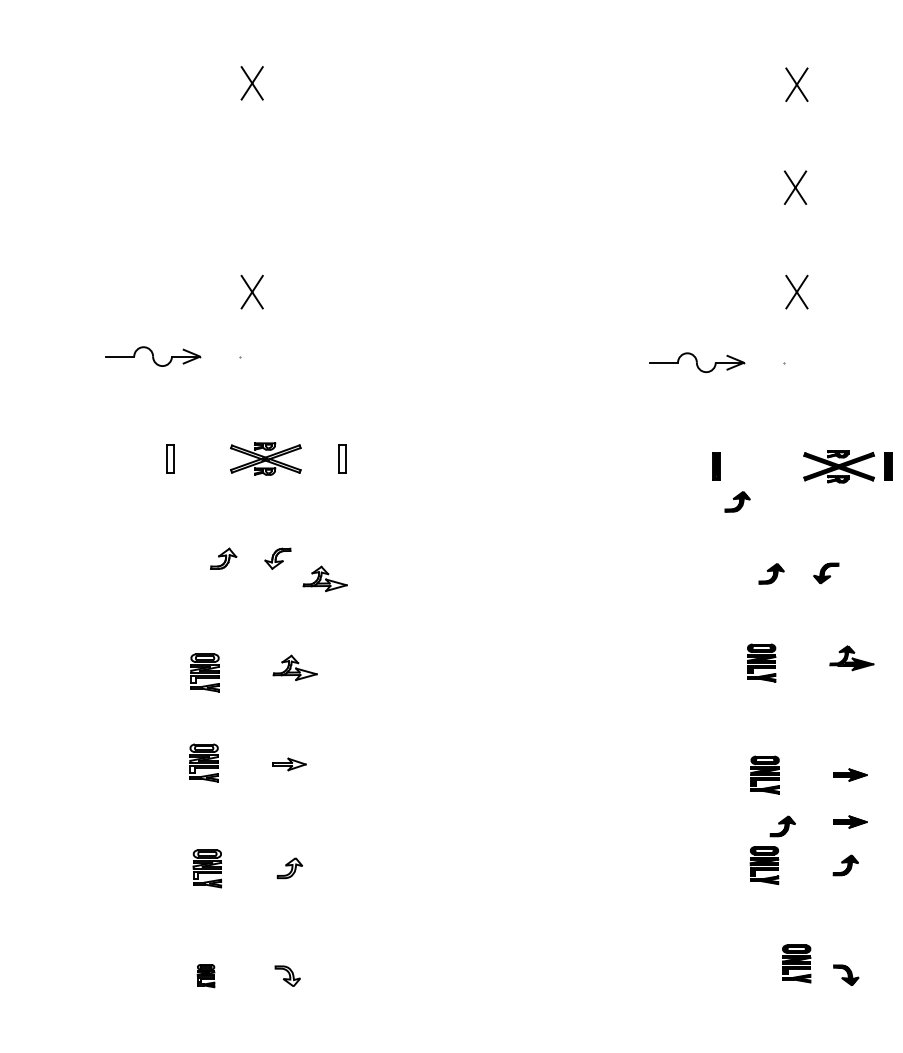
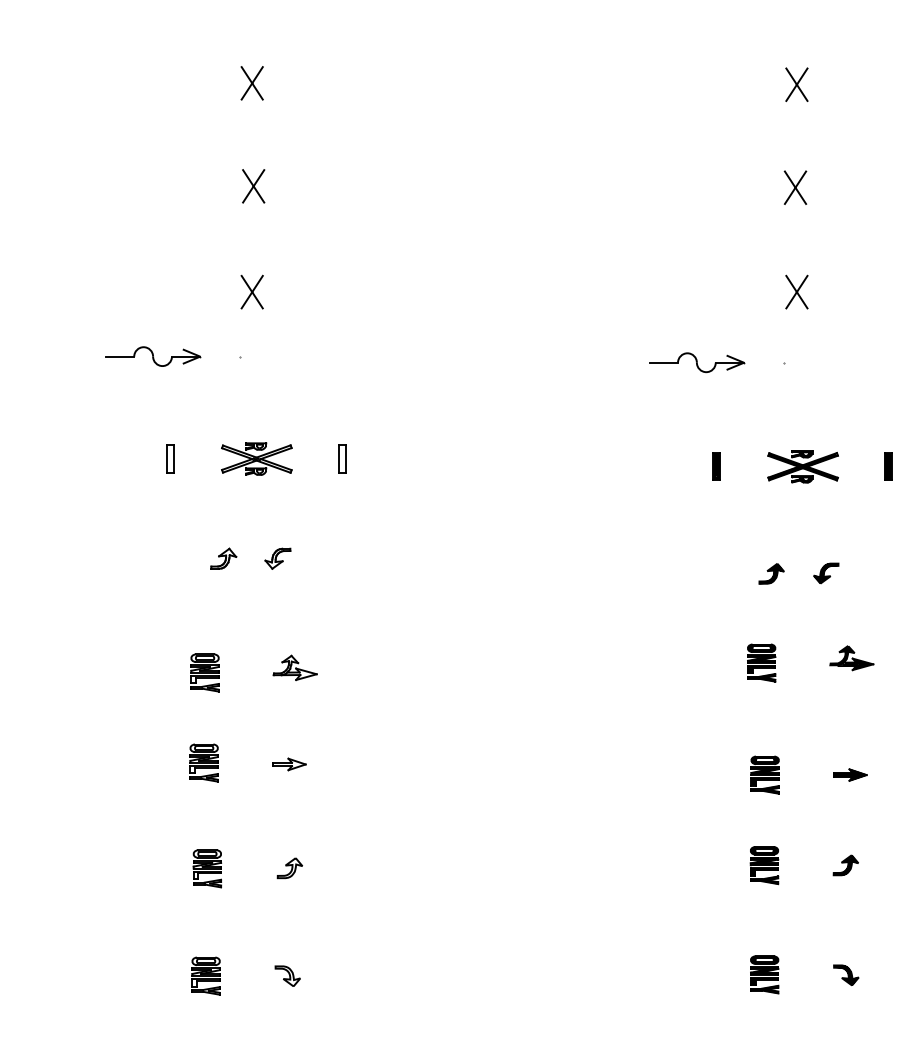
part: none -> present (253, 186)
part position: (265, 458) -> (256, 458) (256, 458)
part position: (838, 466) -> (802, 466) (802, 466)
part: present -> none (737, 501)
part: present -> none (324, 578)
part: present -> none (850, 821)
part: present -> none (782, 826)
part position: (796, 963) -> (764, 974) (764, 974)
part size: 20x25 px -> 30x40 px (205, 975)
